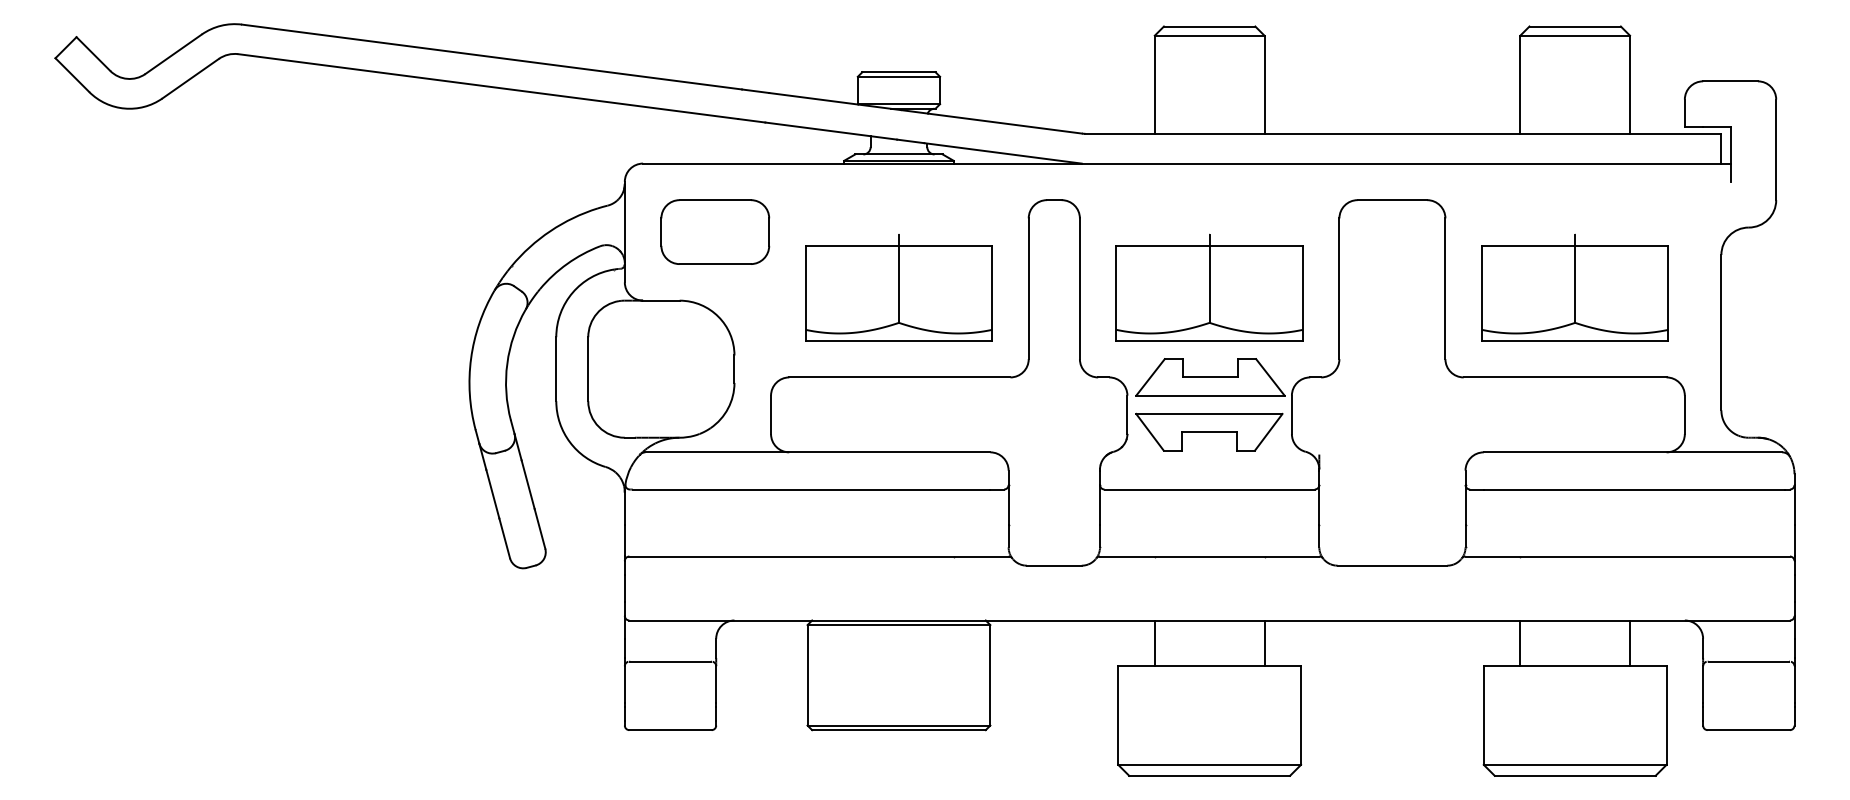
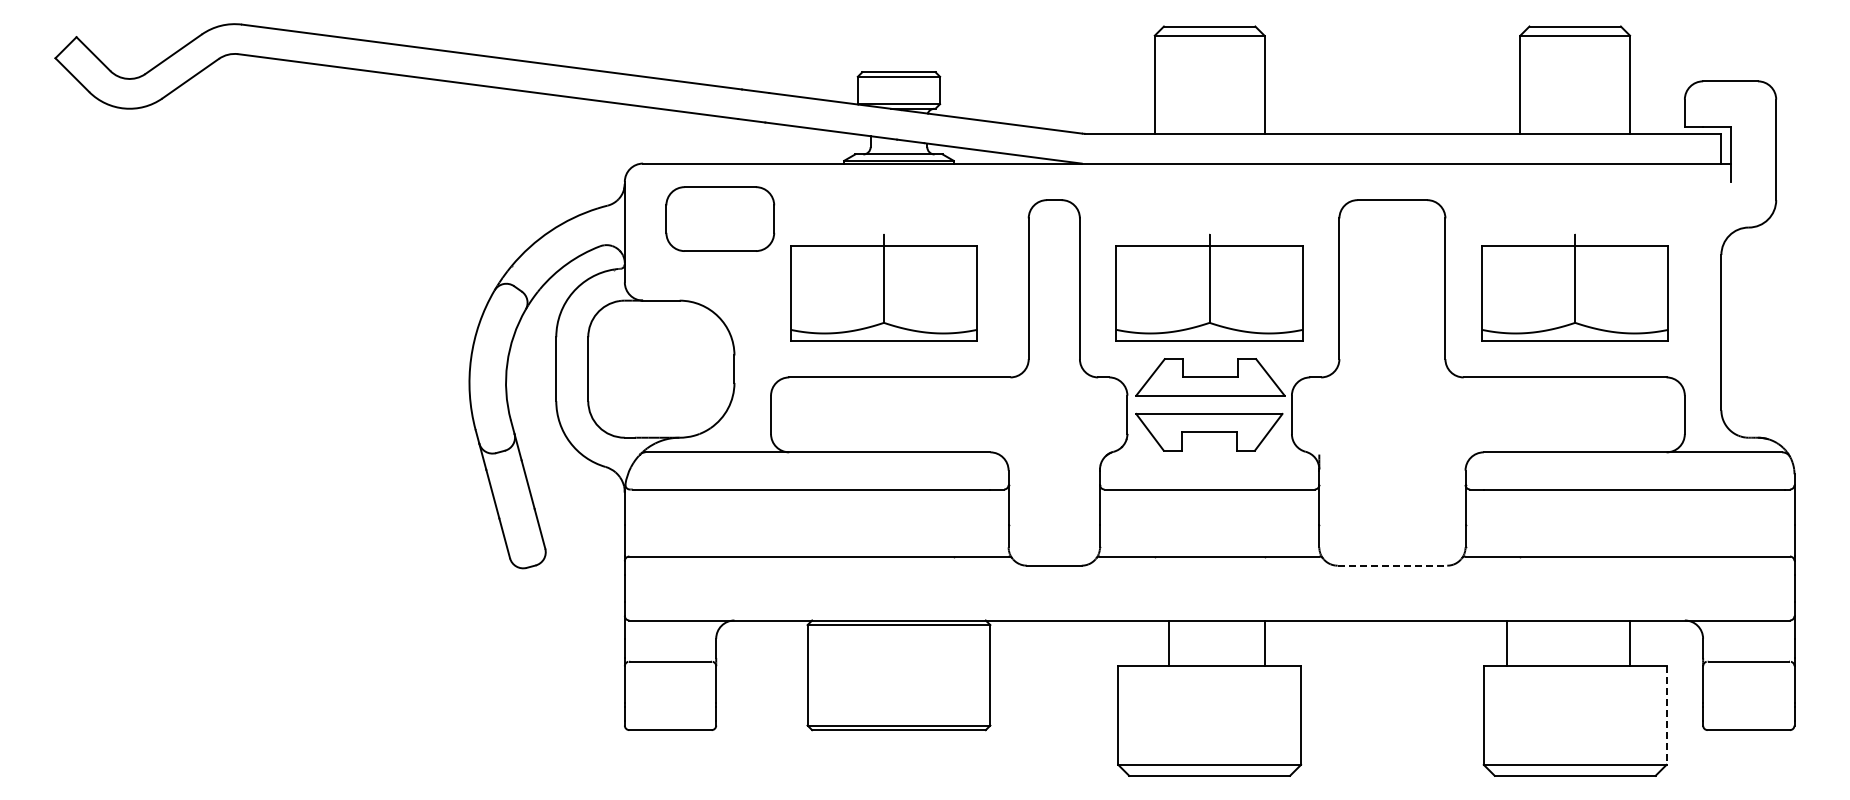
part position: (715, 231) -> (720, 218) (720, 218)
part position: (898, 287) -> (883, 287) (883, 287)
line: solid -> dashed (1392, 565)
line position: (1154, 643) -> (1168, 643) (1168, 643)
line position: (1520, 643) -> (1507, 643) (1507, 643)
line: solid -> dashed (1666, 716)
